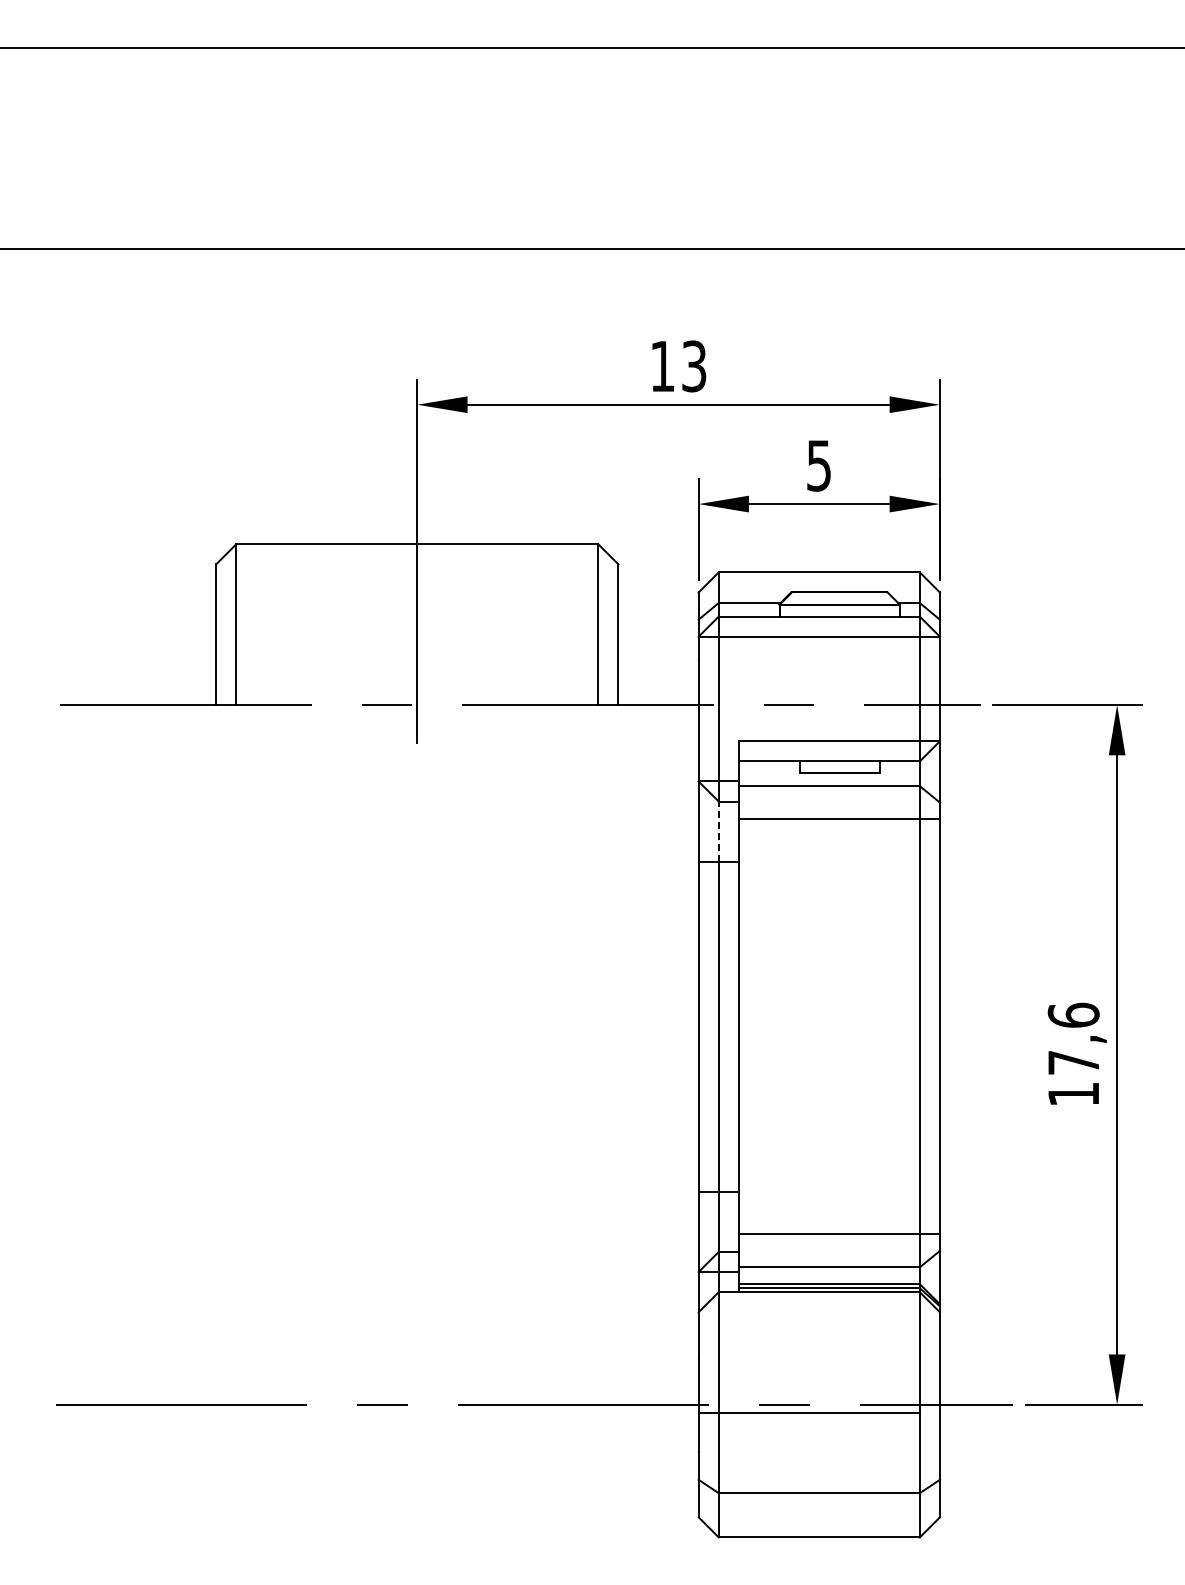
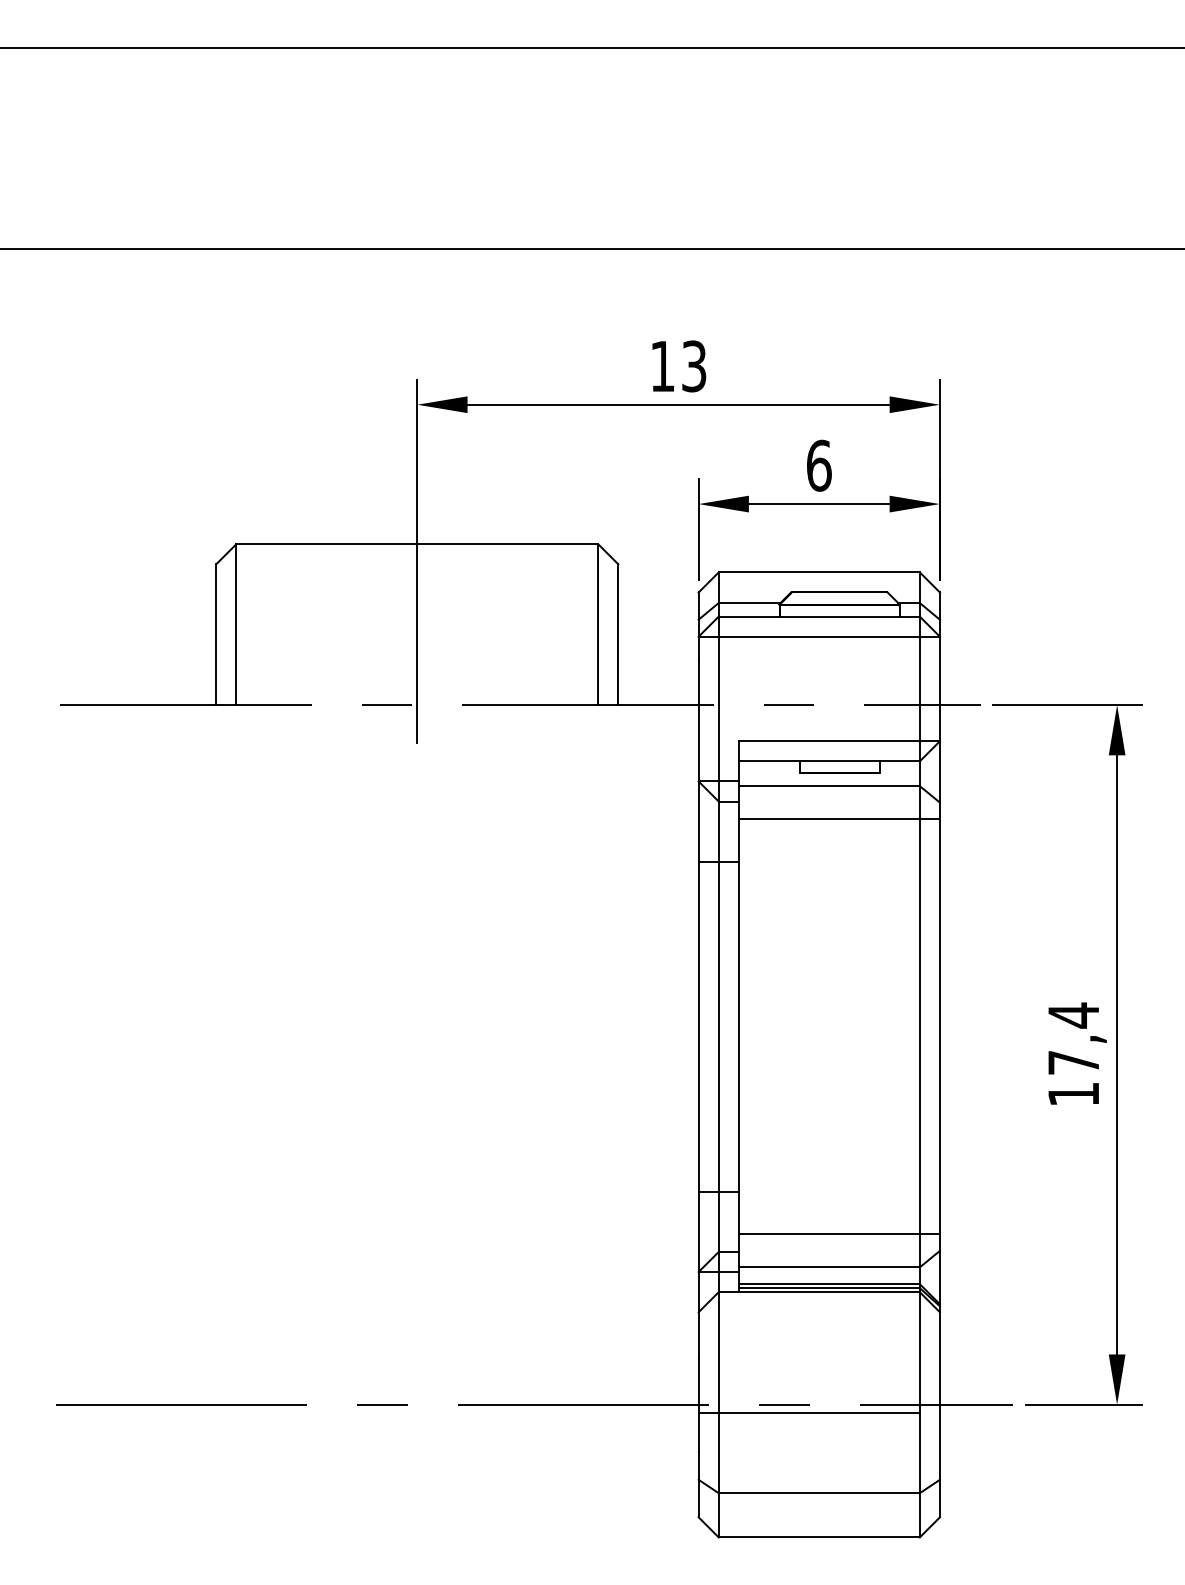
text: 5 -> 6 (819, 465)
line: dashed -> solid (718, 831)
text: 17,6 -> 17,4 (1073, 1015)
